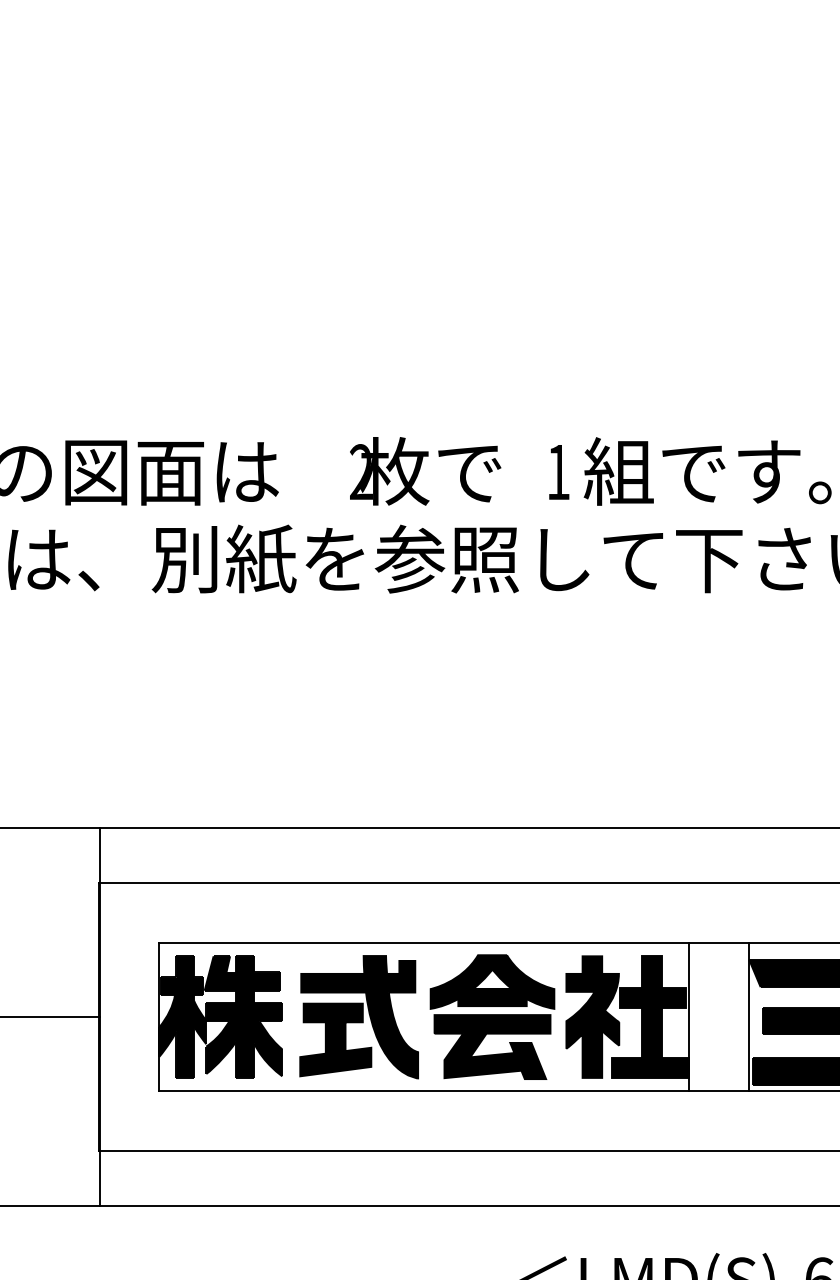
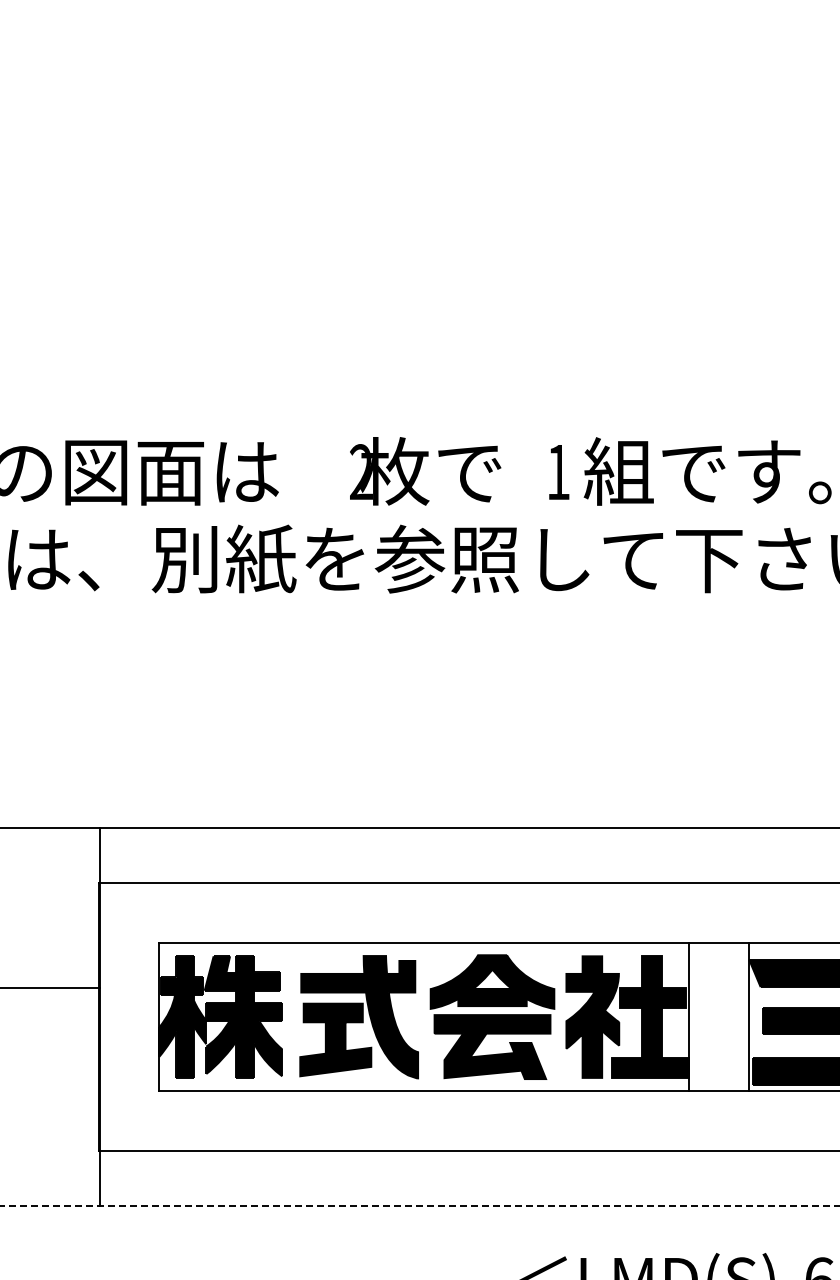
line position: (50, 1017) -> (50, 988) (50, 988)
line: solid -> dashed (420, 1206)
